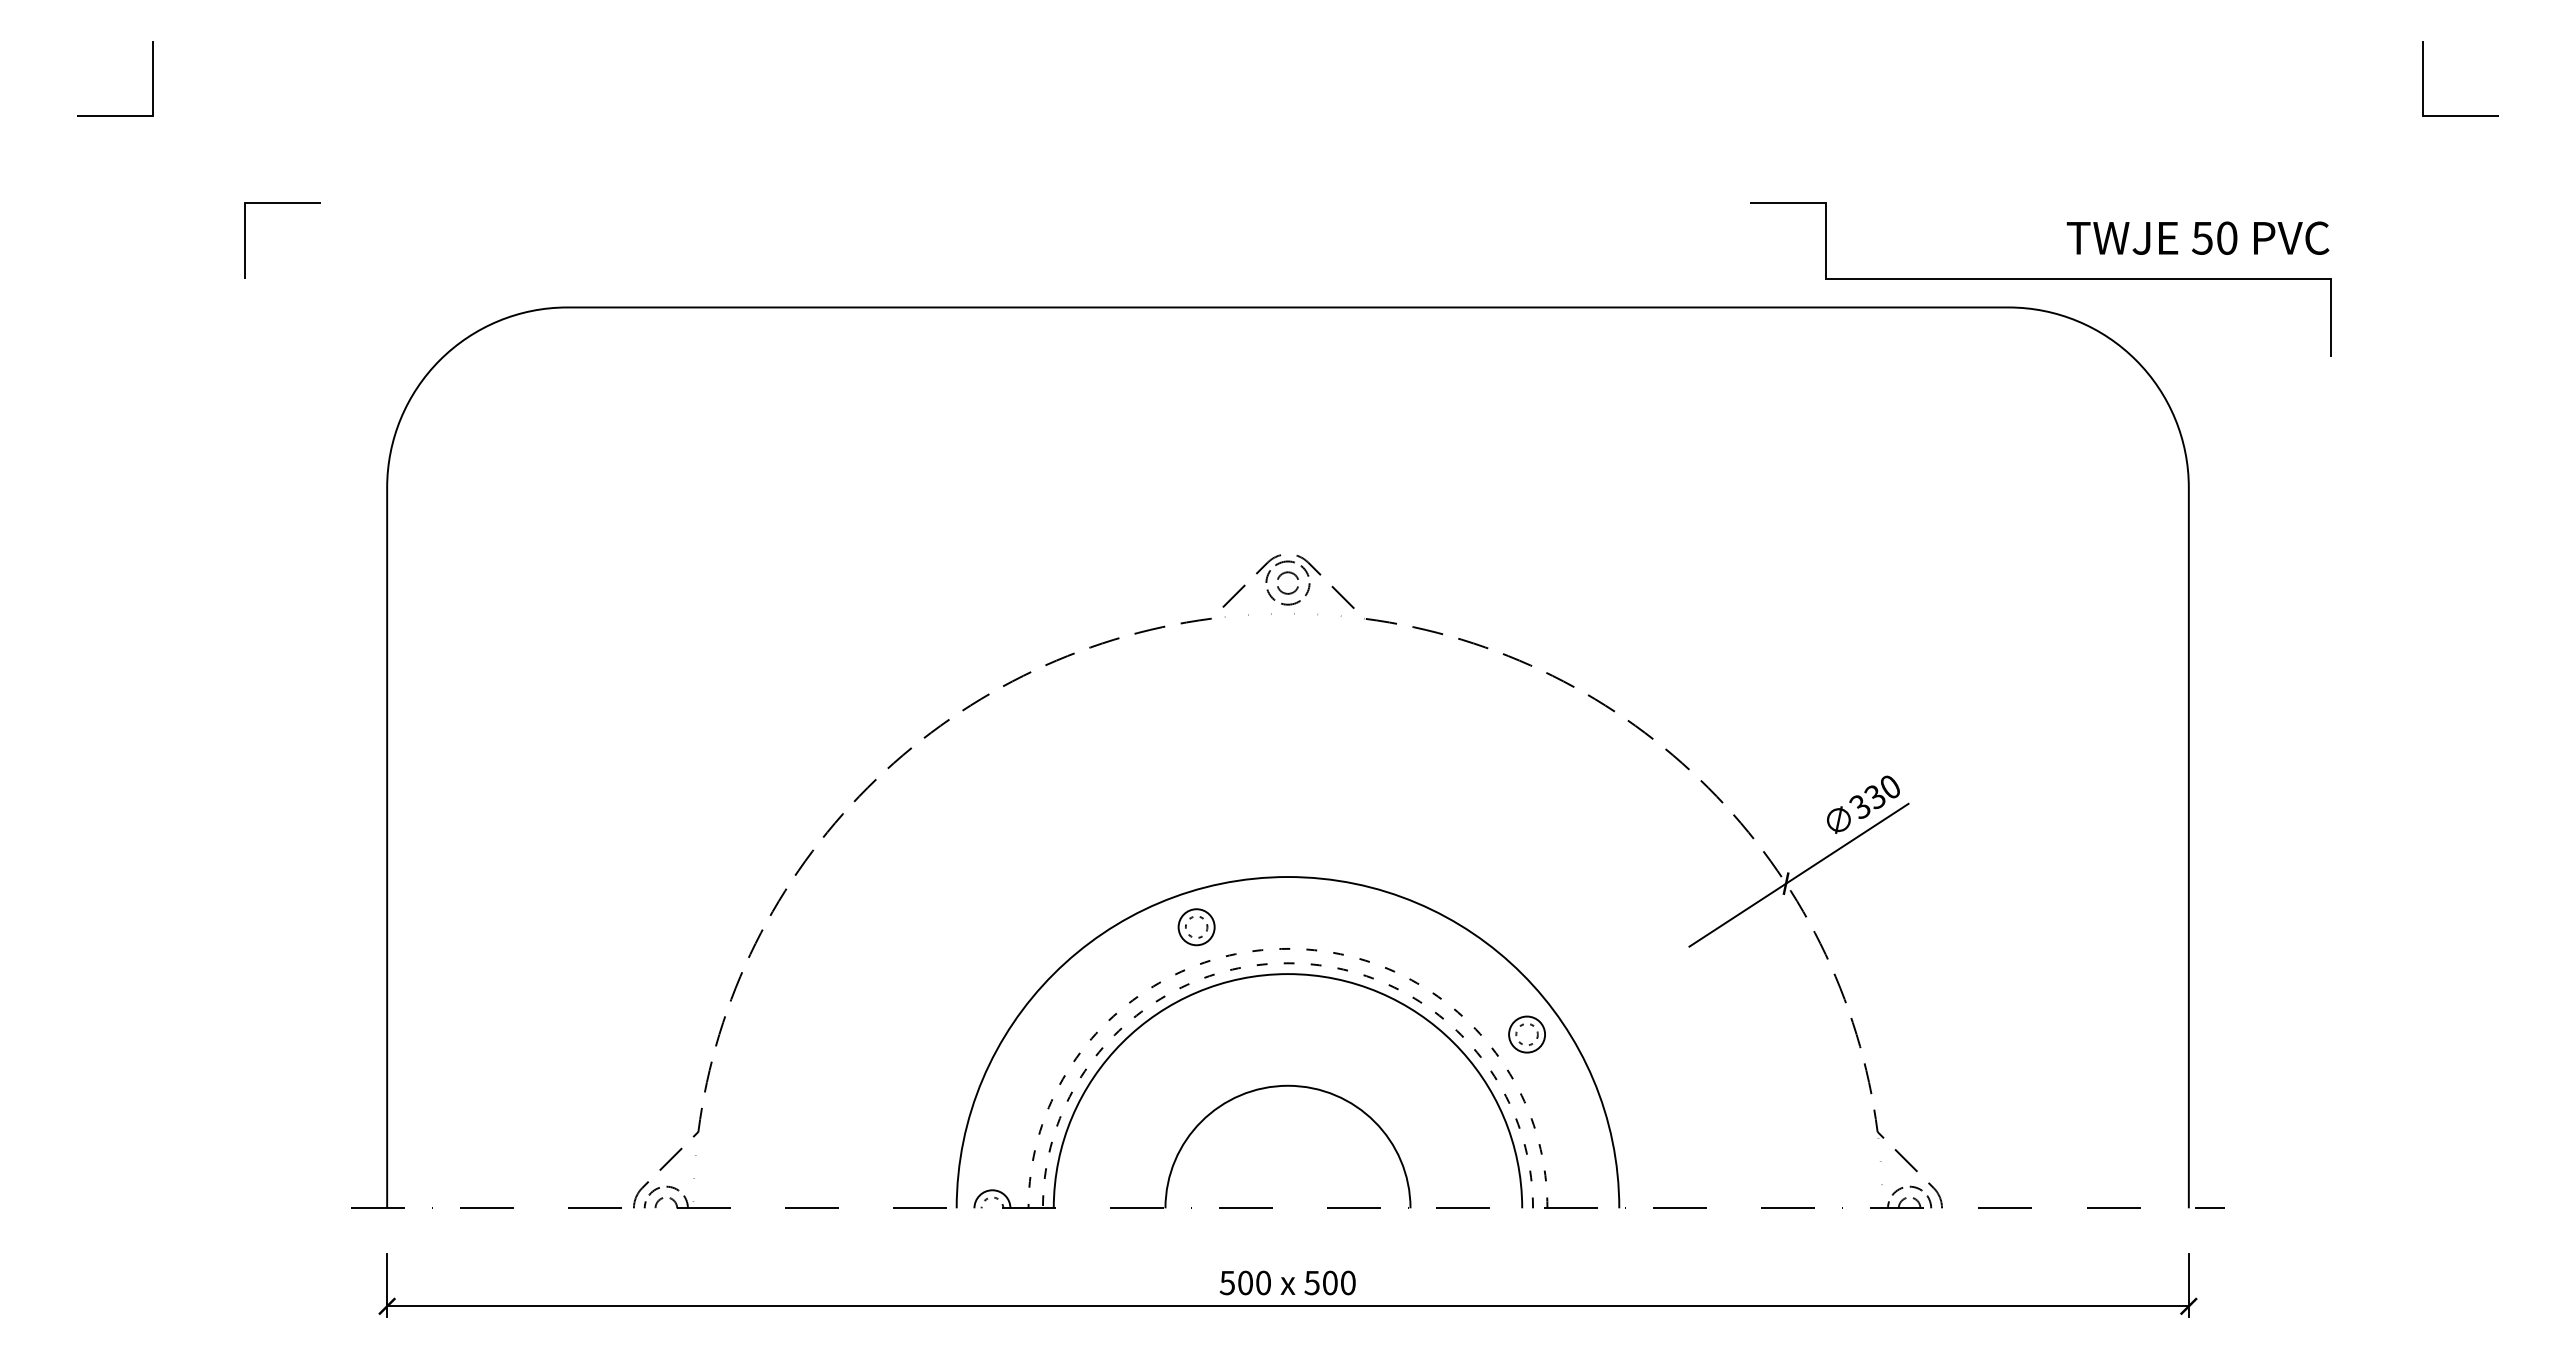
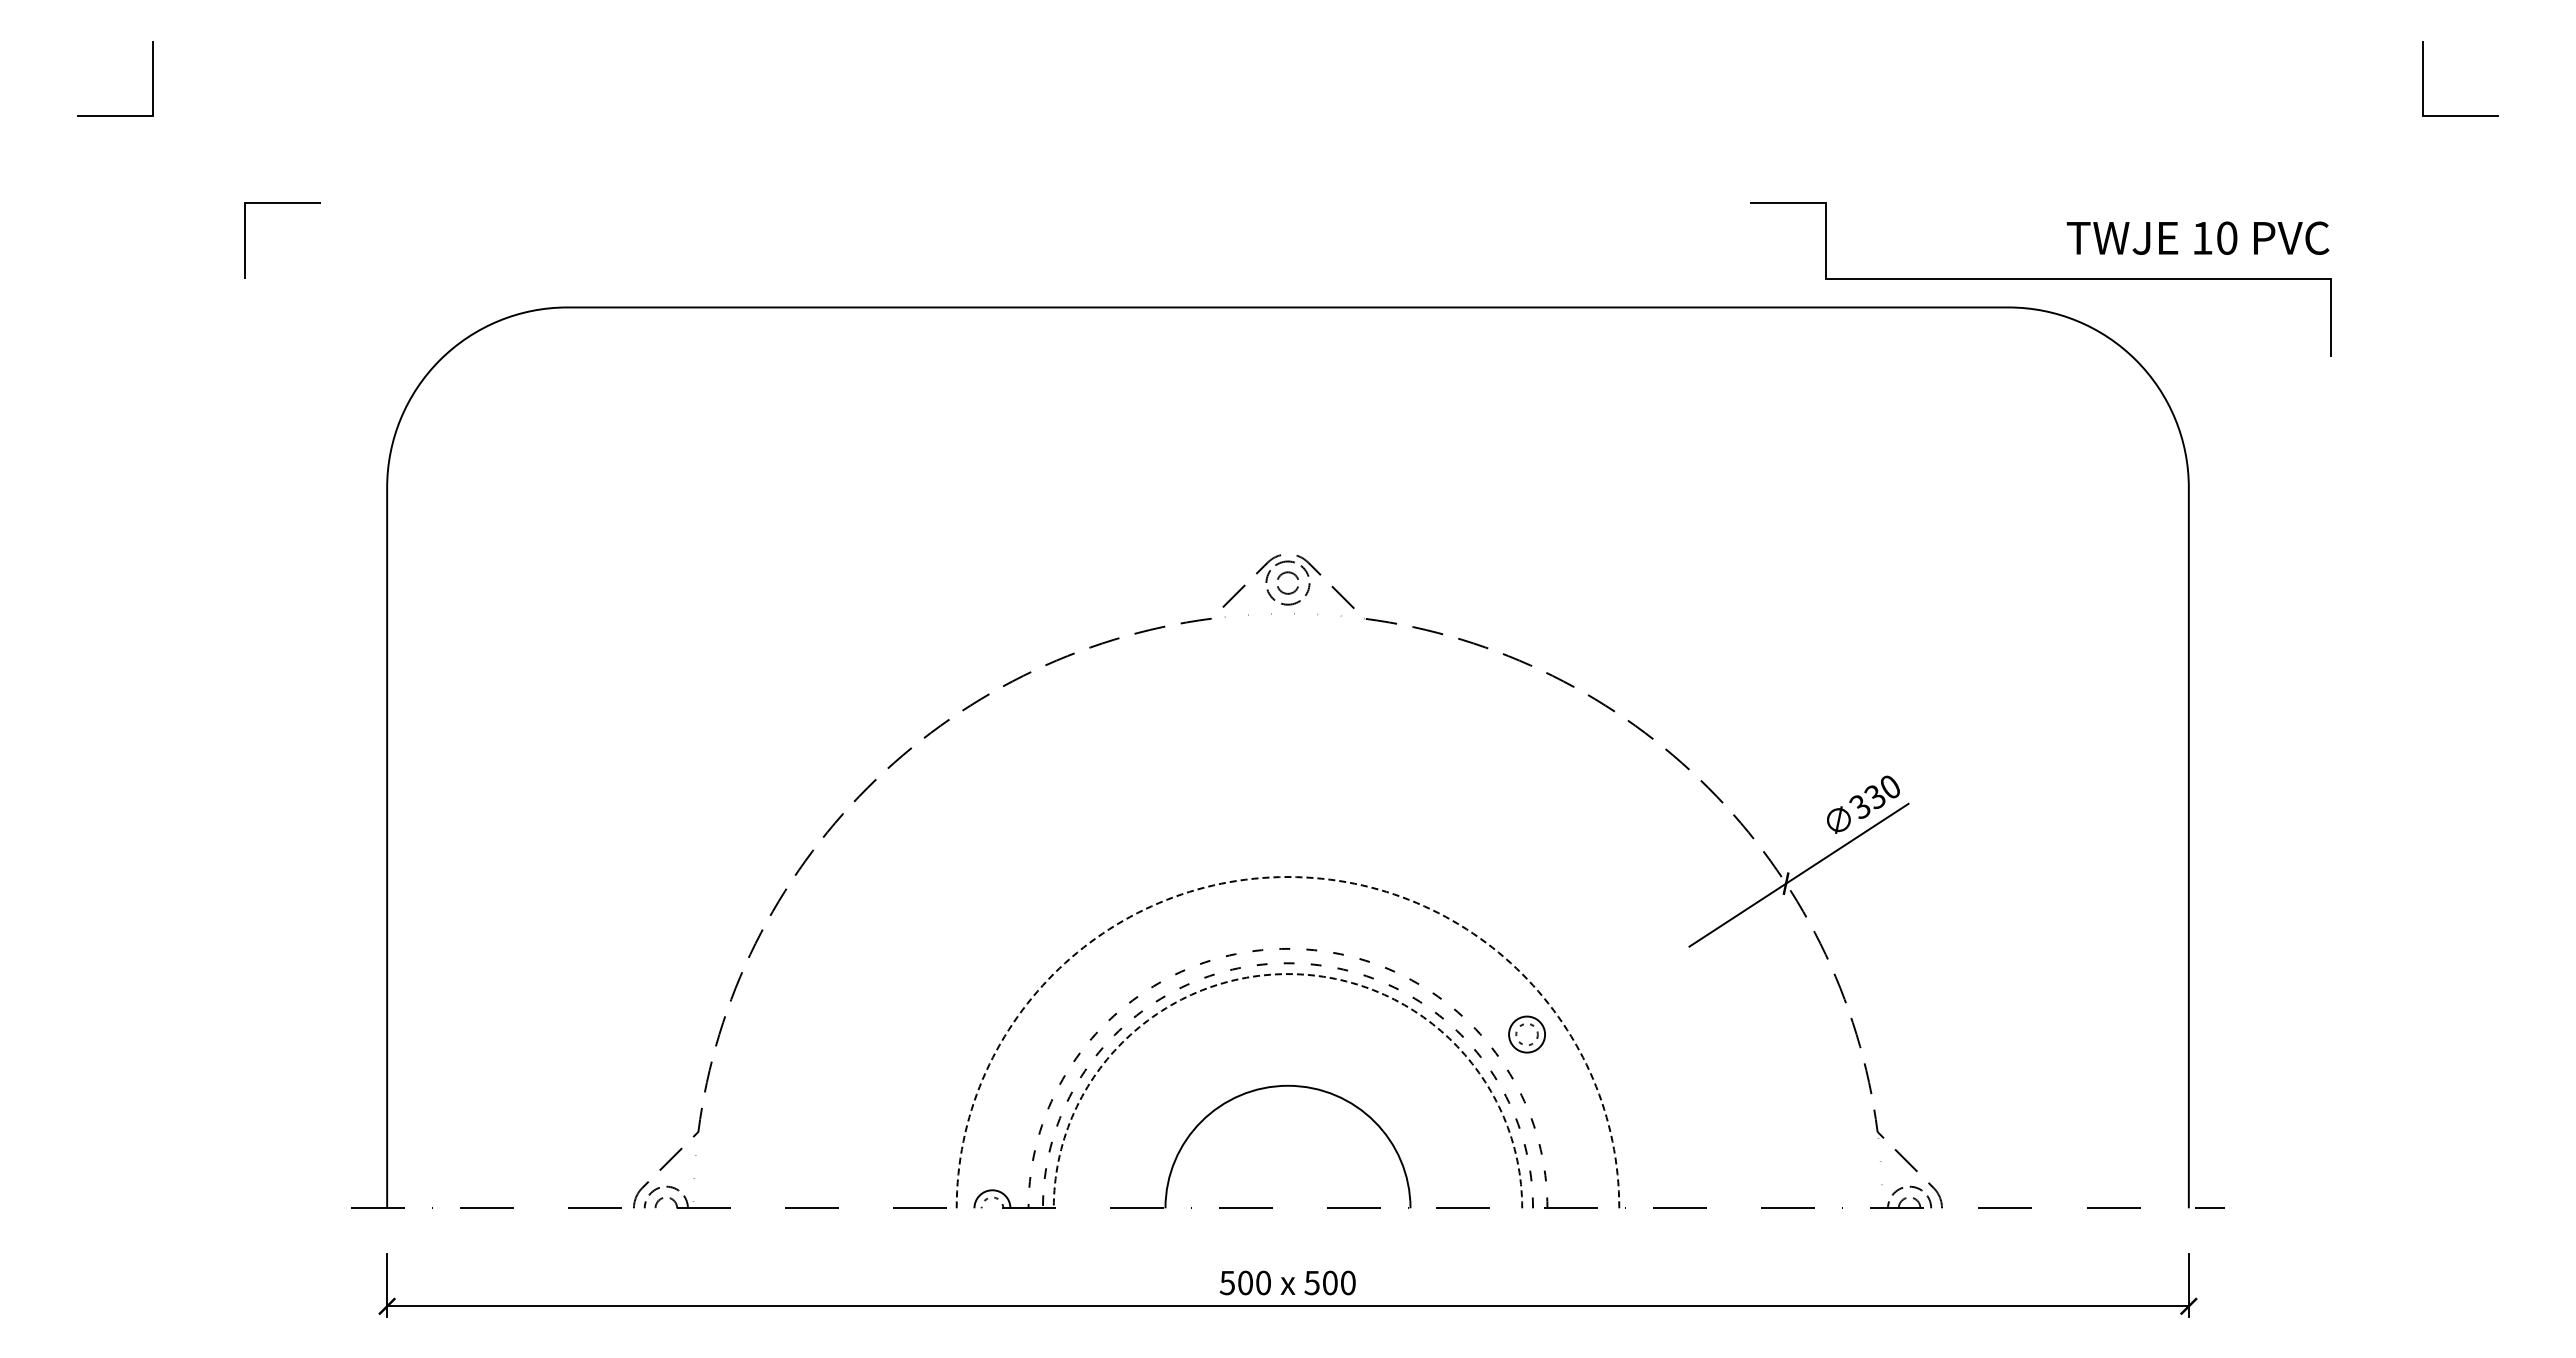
text: 50 -> 10 (2201, 238)
arc: solid -> dashed (1288, 877)
part: present -> none (1196, 927)
arc: solid -> dashed (1288, 974)
